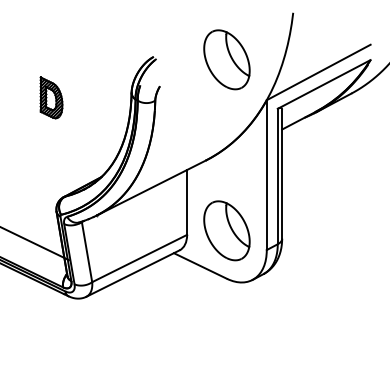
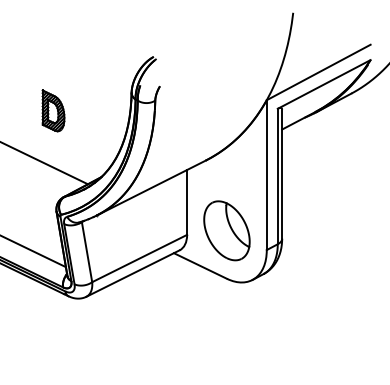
part: present -> none (226, 59)
part position: (51, 97) -> (53, 110) (53, 110)
line: none -> present (44, 163)
line position: (35, 243) -> (33, 251) (33, 251)
